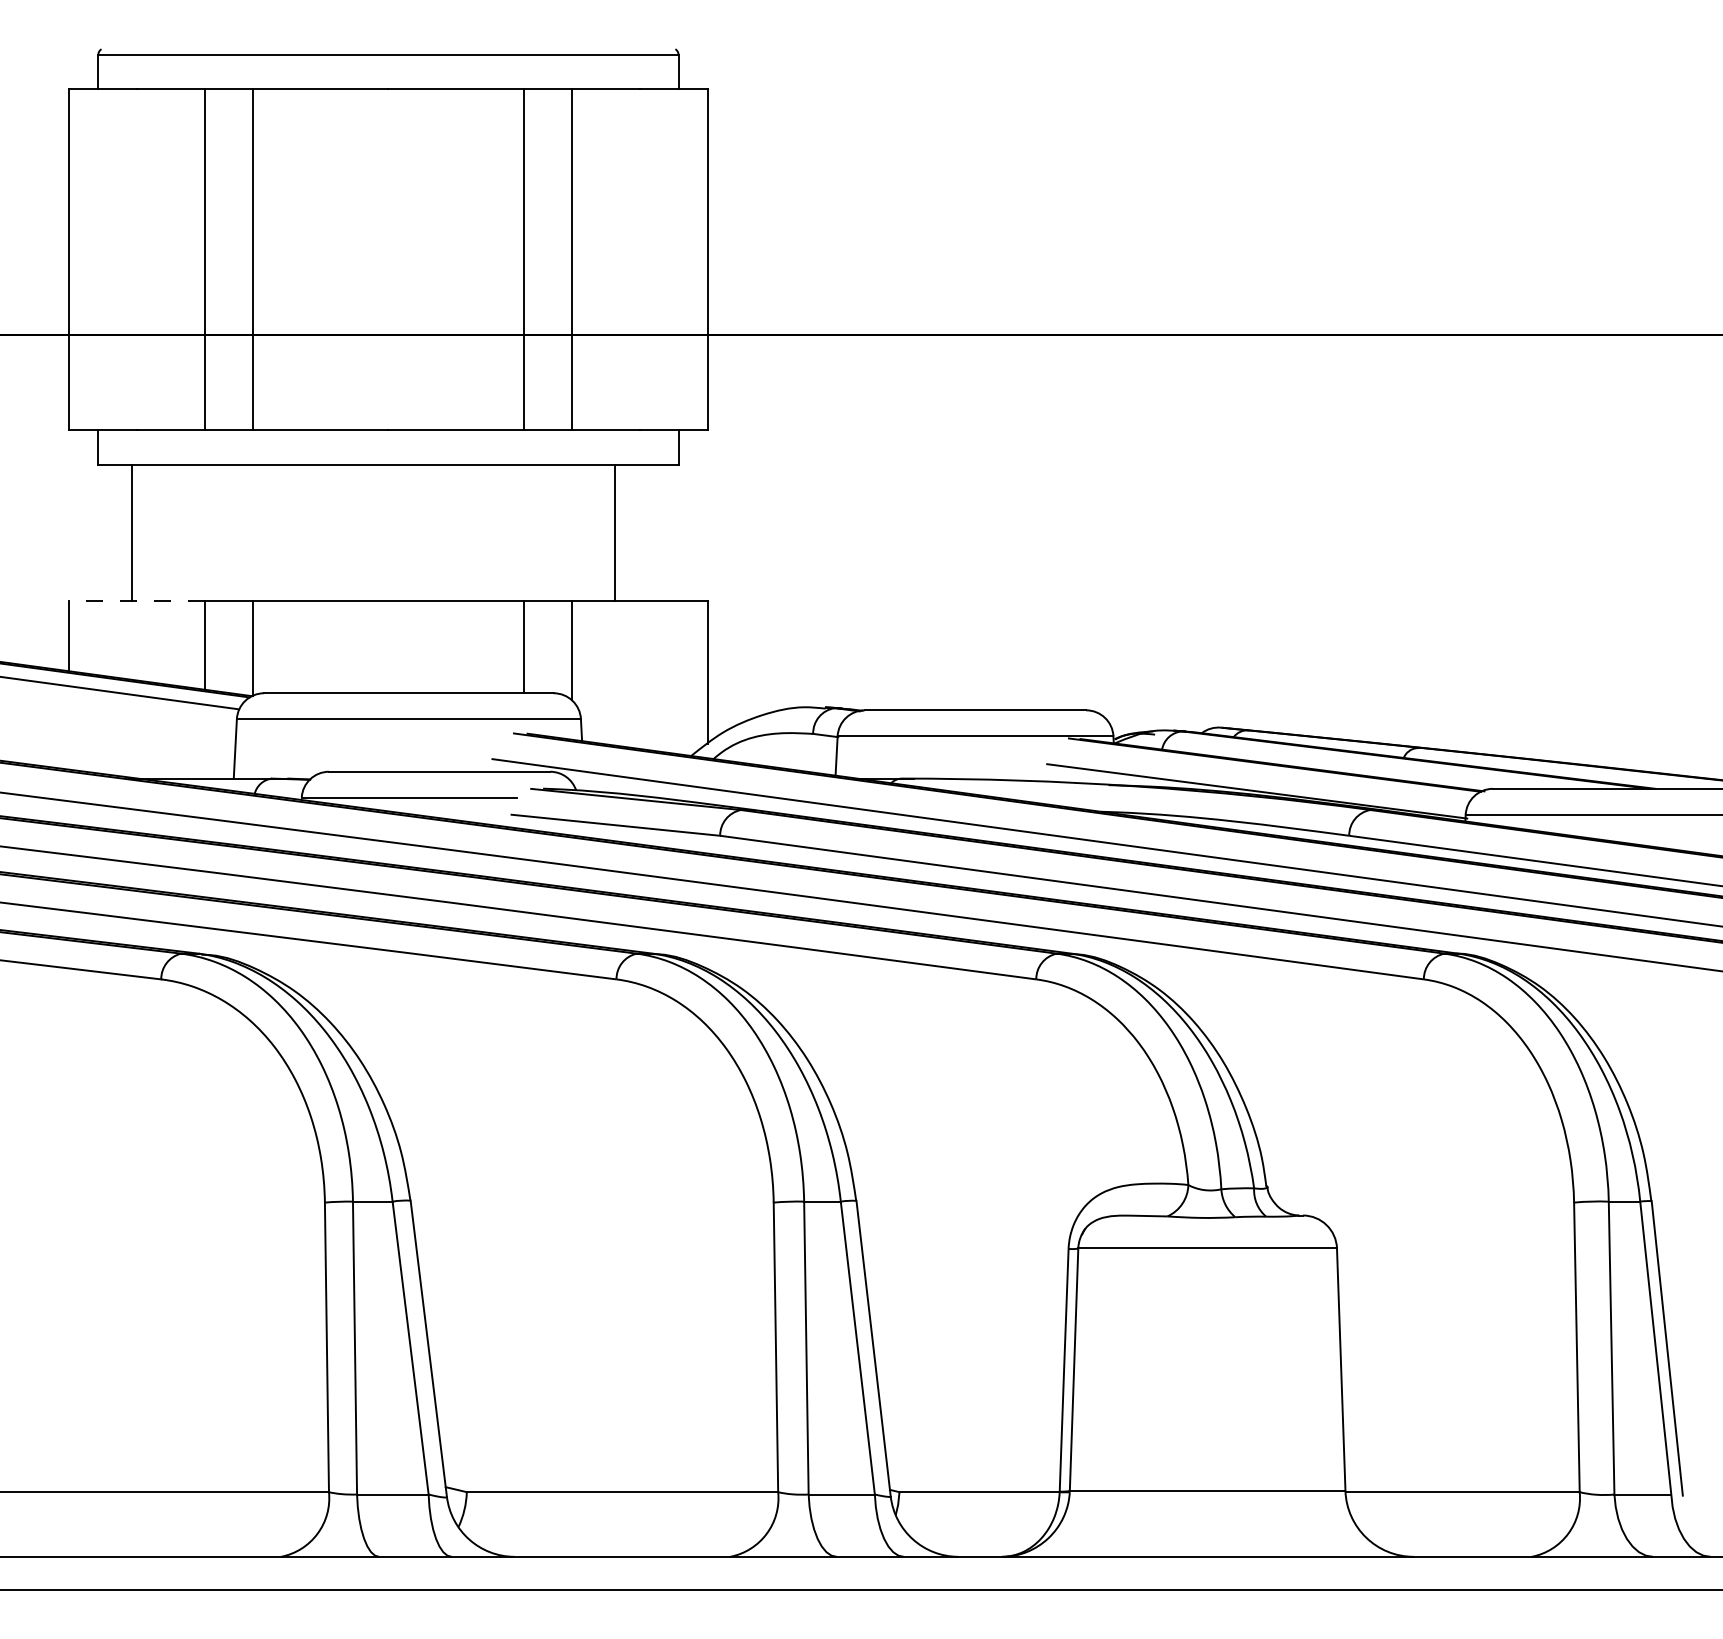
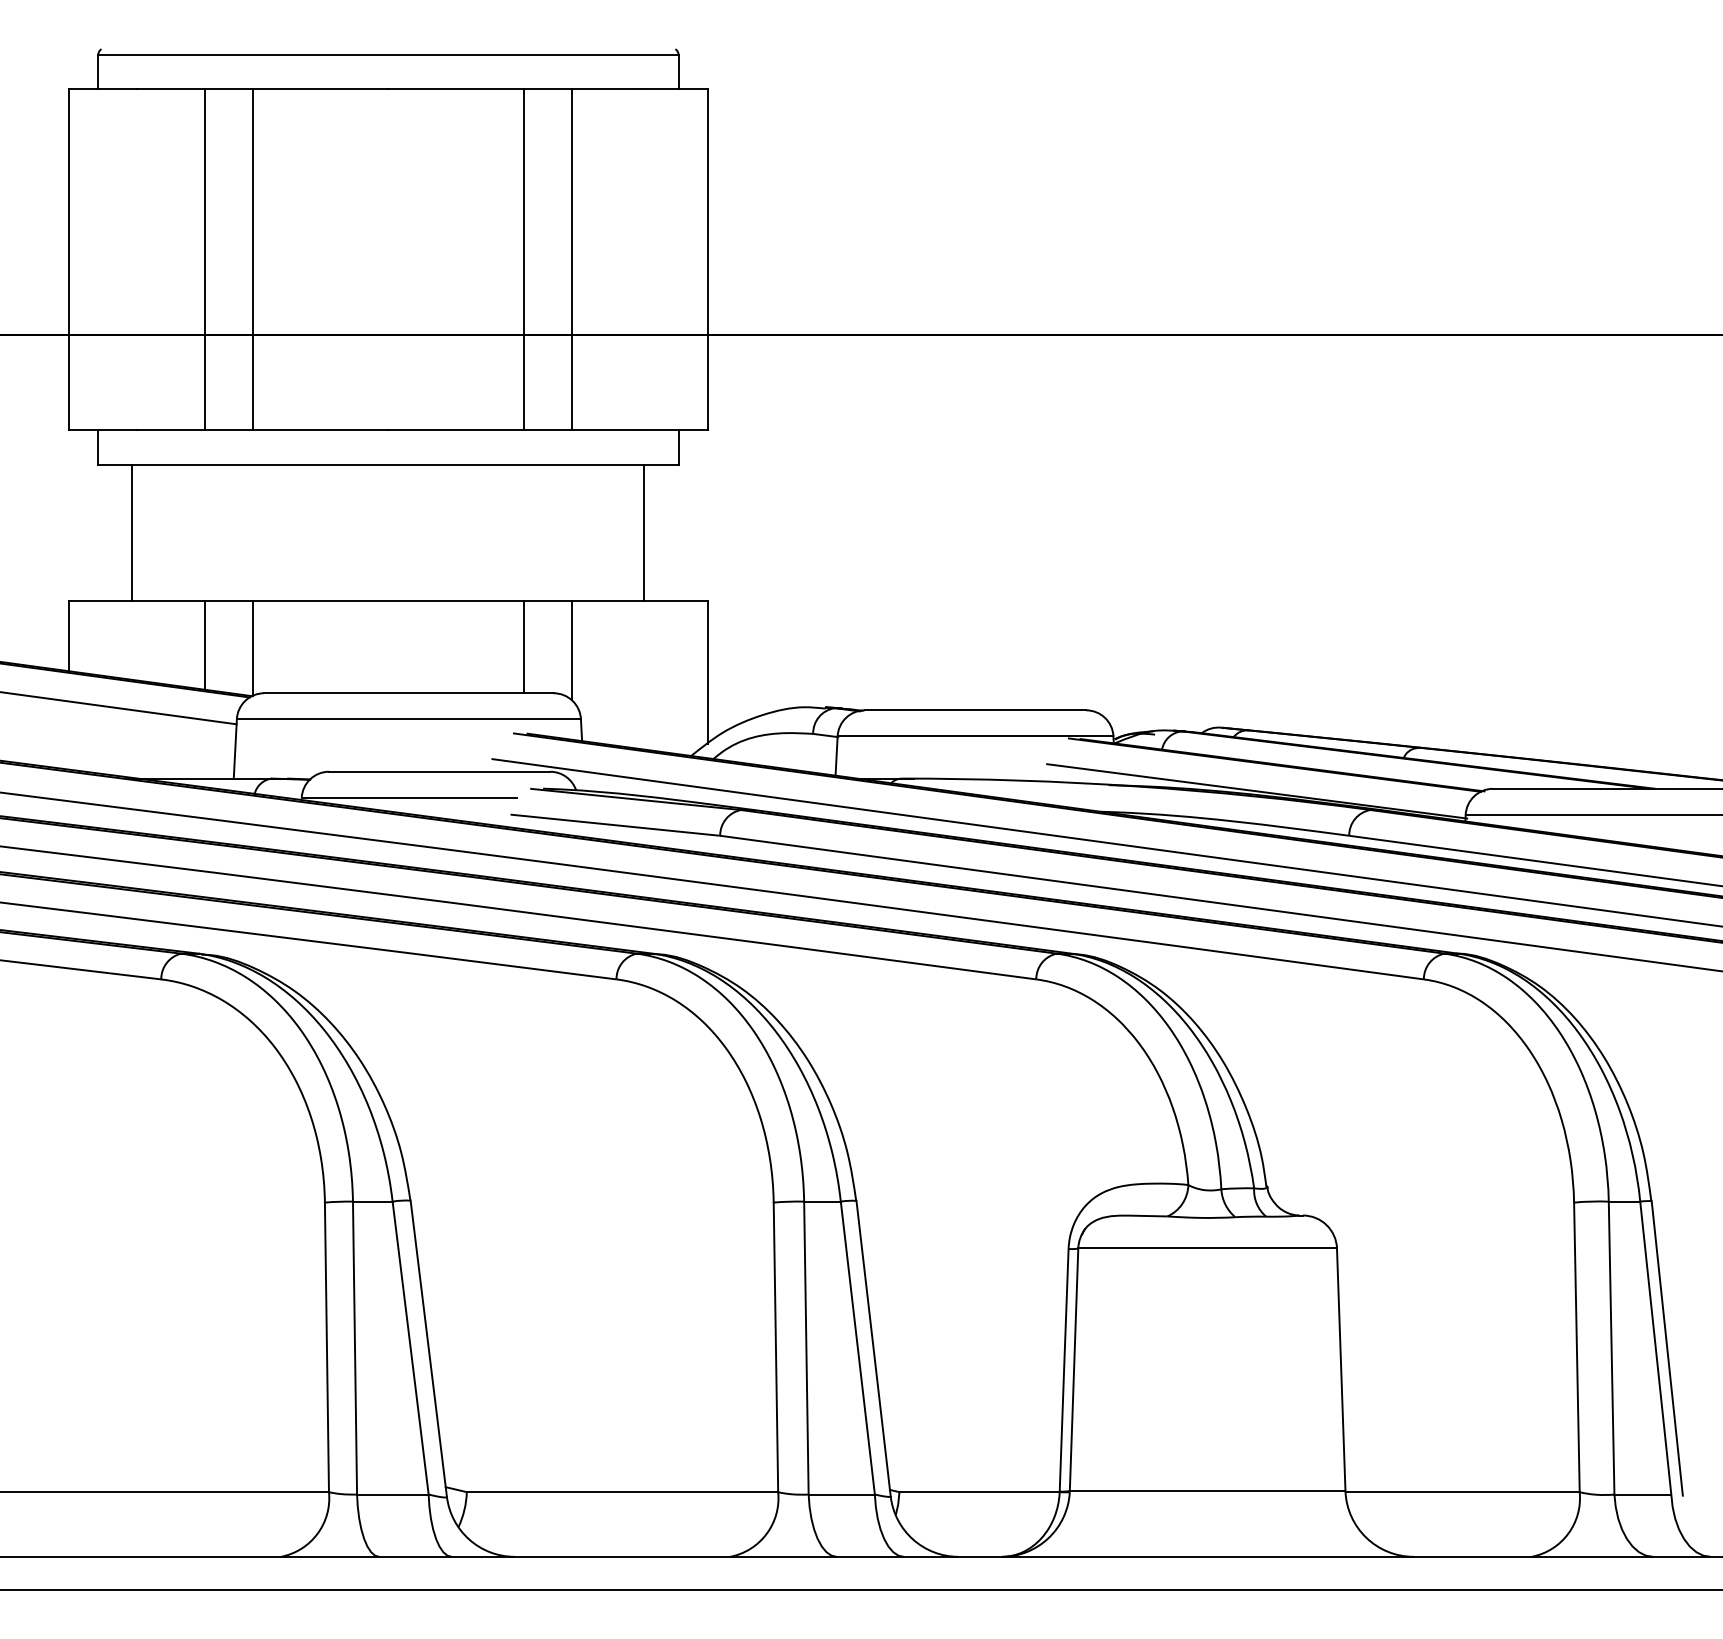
line position: (615, 532) -> (644, 532) (644, 532)
line: dashed -> solid (137, 601)
line position: (120, 693) -> (119, 708) (119, 708)
